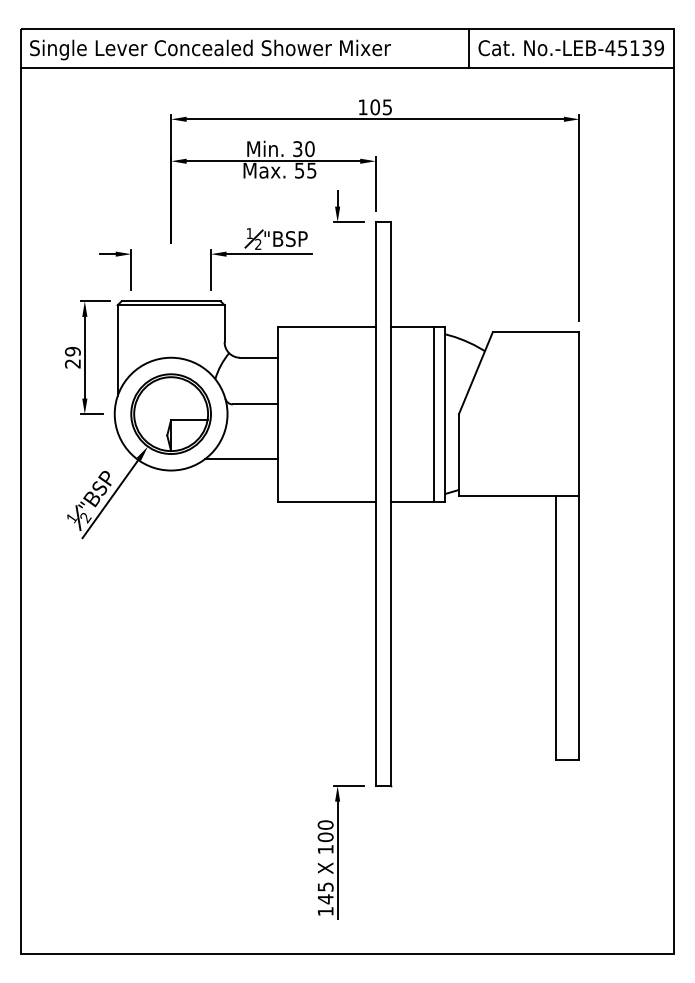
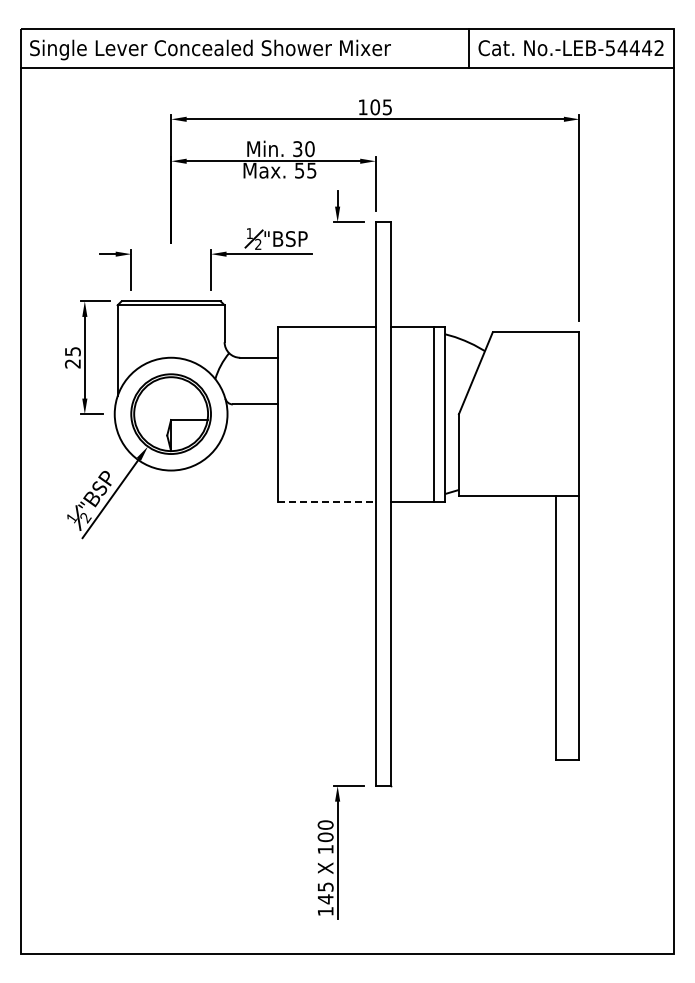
text: No.-LEB-45139 -> No.-LEB-54442 (634, 48)
text: 29 -> 25 (72, 351)
line: present -> none (241, 458)
line: solid -> dashed (326, 501)
